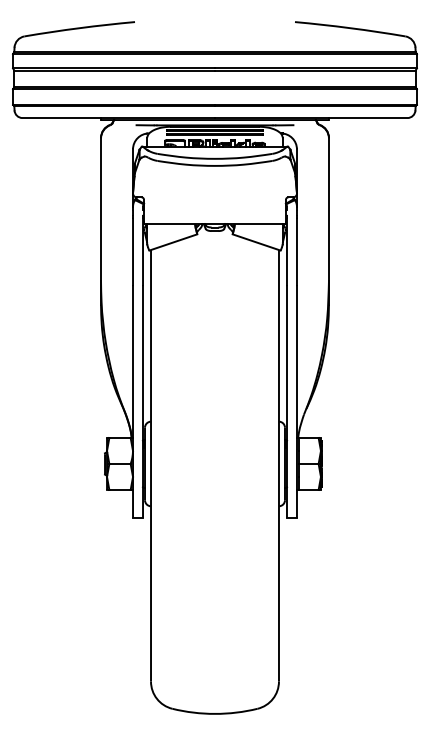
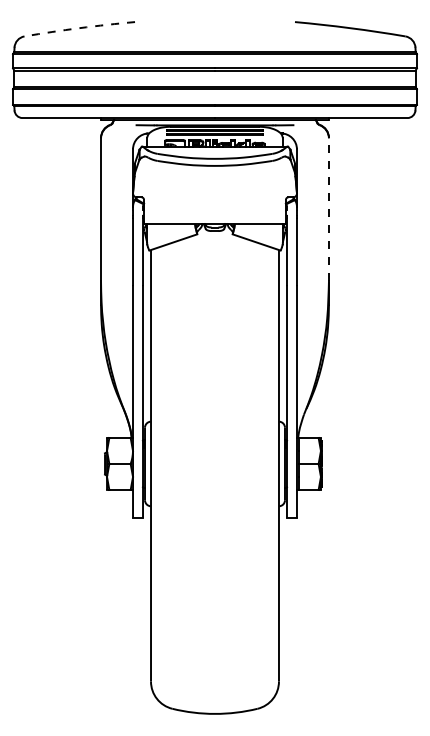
arc: solid -> dashed (79, 28)
line: solid -> dashed (328, 209)
